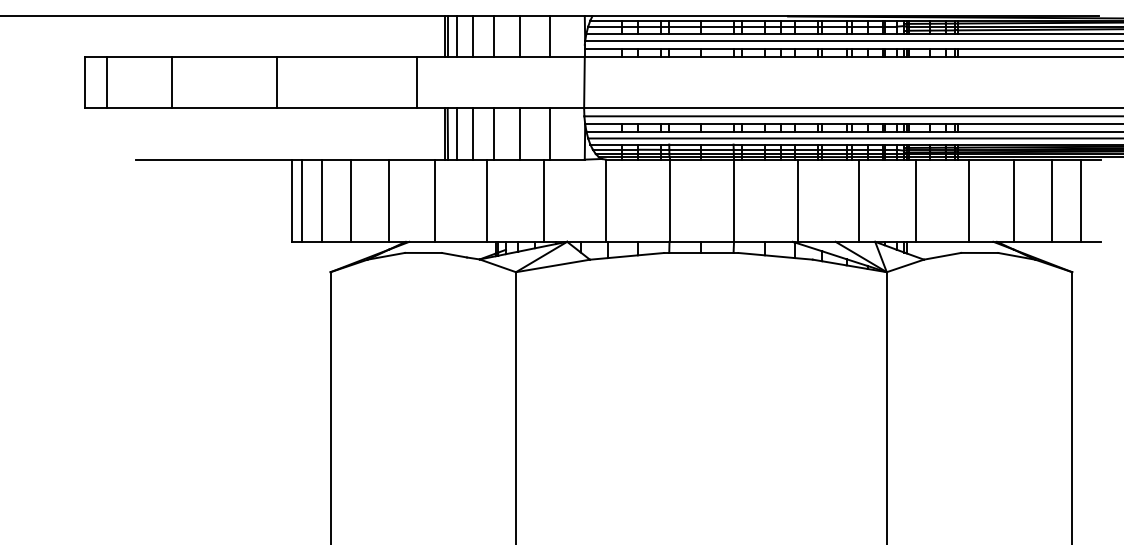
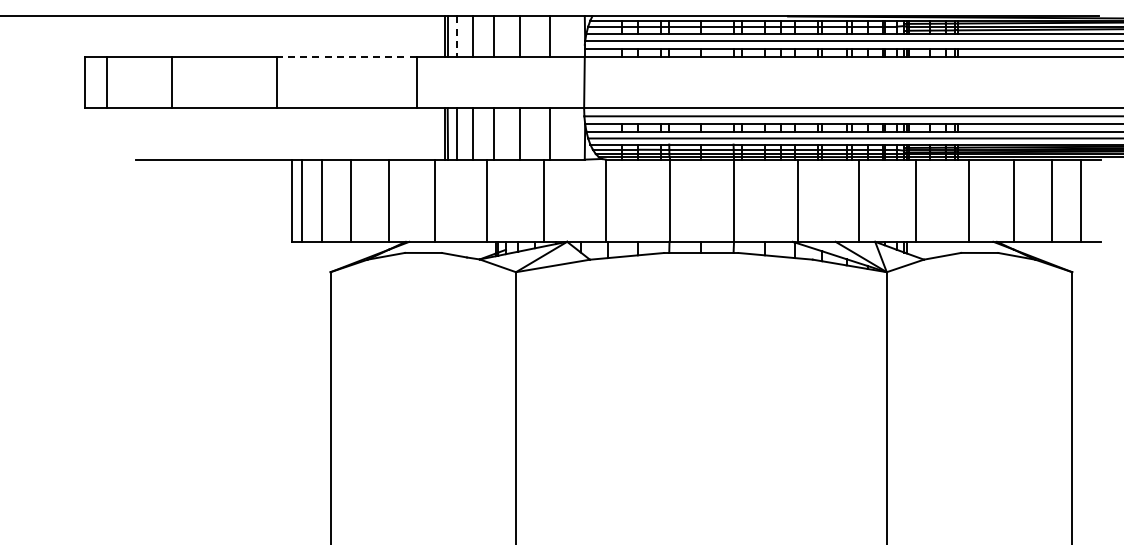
line: solid -> dashed (457, 37)
line: solid -> dashed (346, 56)
